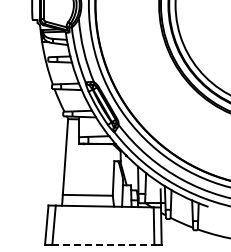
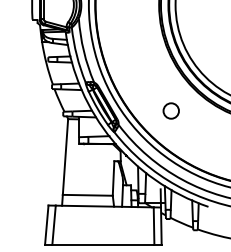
circle: none -> present (170, 110)
line: dashed -> solid (103, 244)
